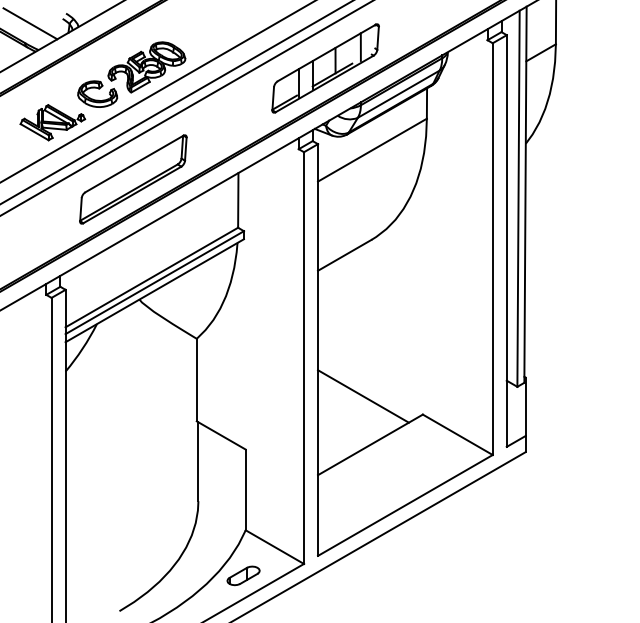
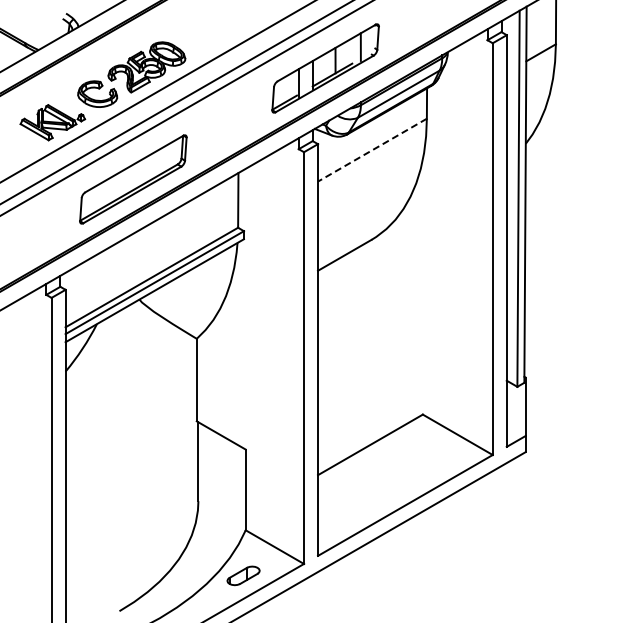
line: present -> none (30, 23)
line: solid -> dashed (372, 150)
line: present -> none (363, 396)
